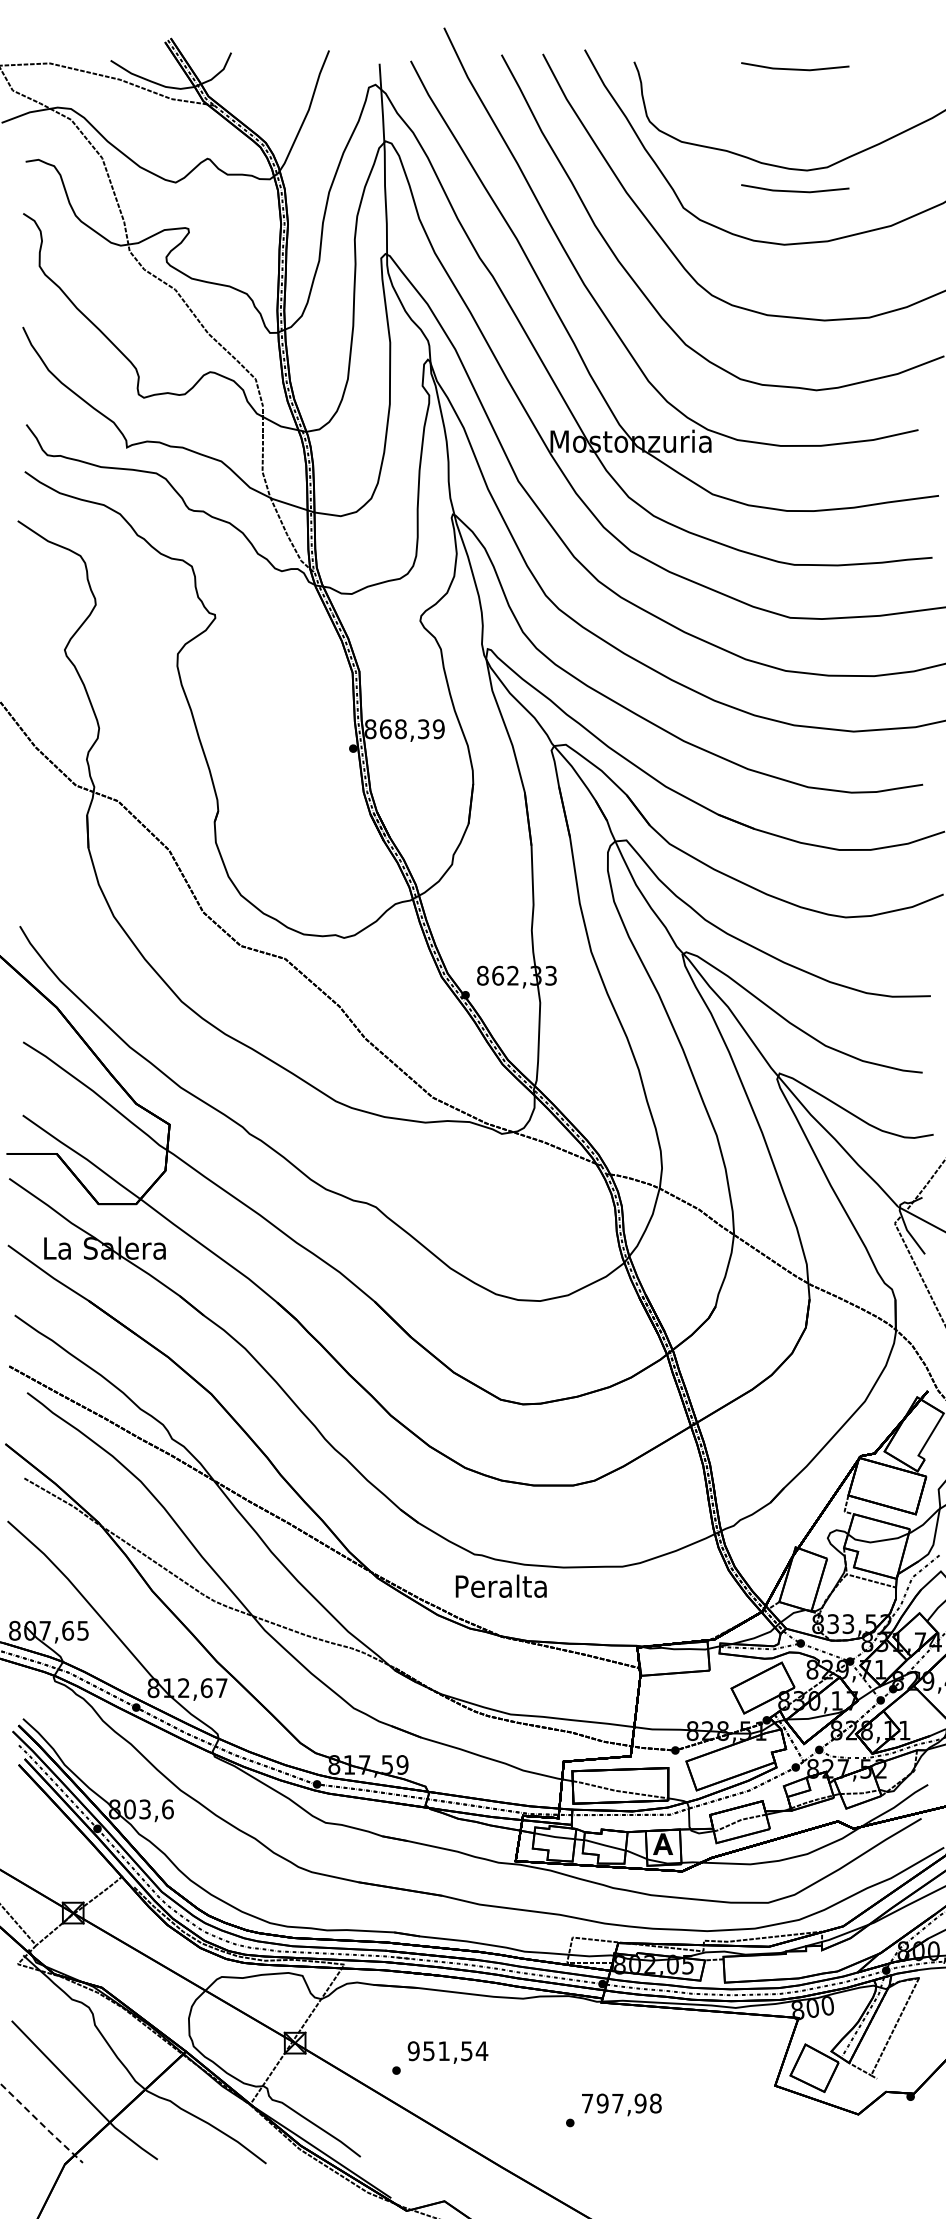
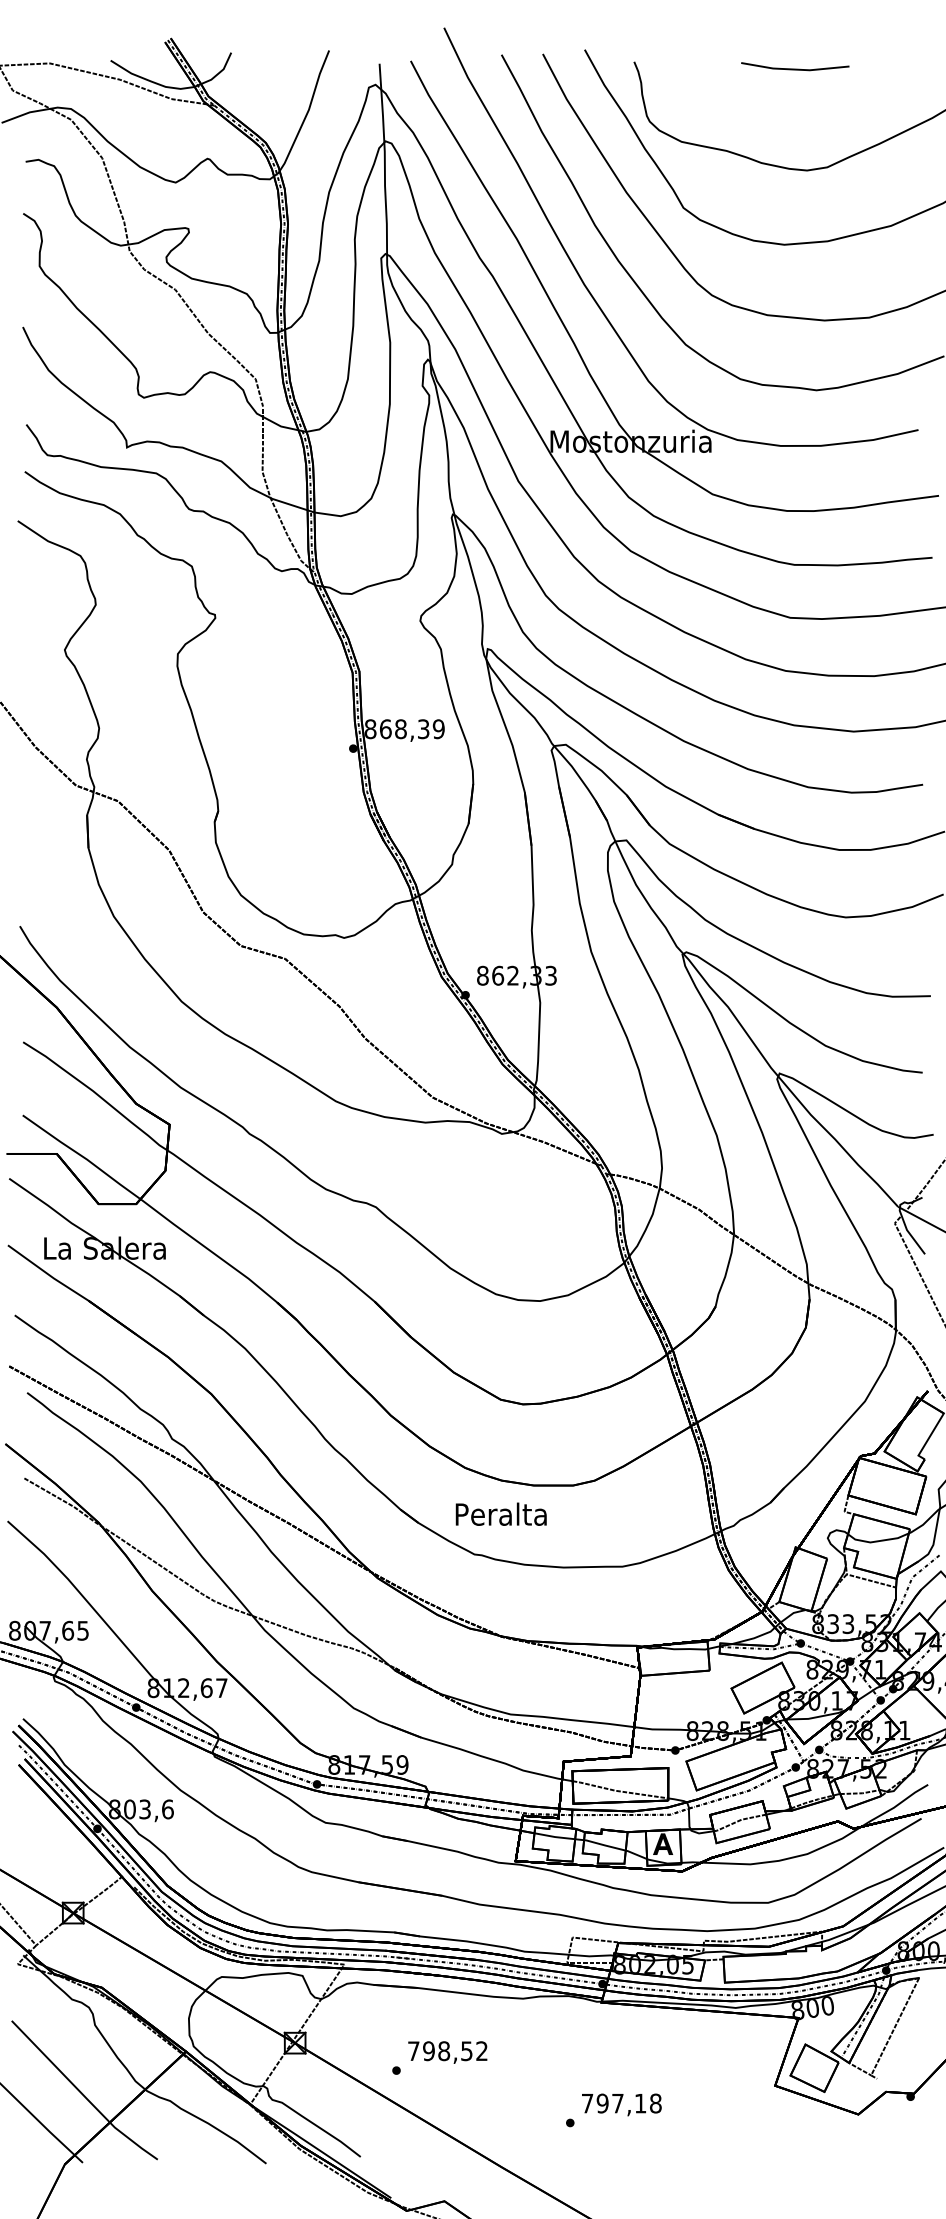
line: present -> none (795, 190)
text position: (500, 1585) -> (500, 1513) (500, 1513)
text: 951,54 -> 798,52 (447, 2051)
text: 797,98 -> 797,18 (640, 2103)
line: dashed -> solid (42, 2124)
